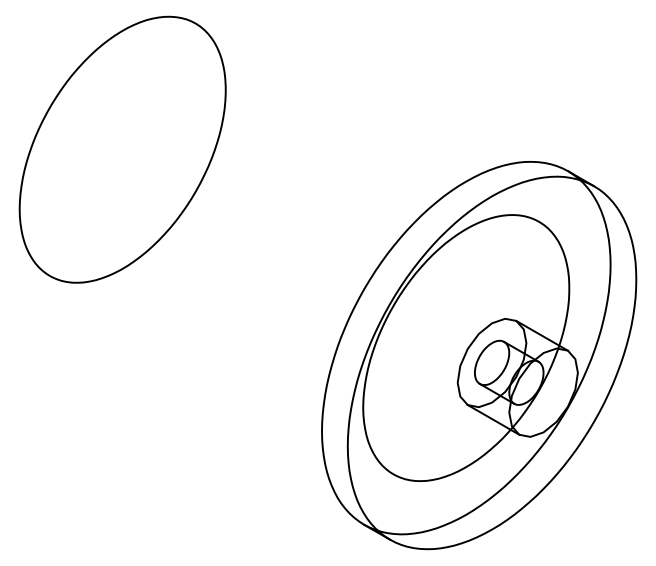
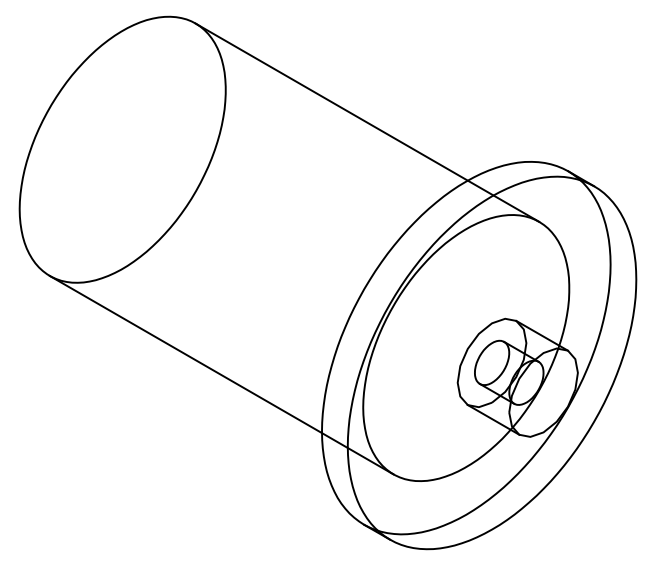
line: none -> present (367, 122)
line: none -> present (221, 375)
